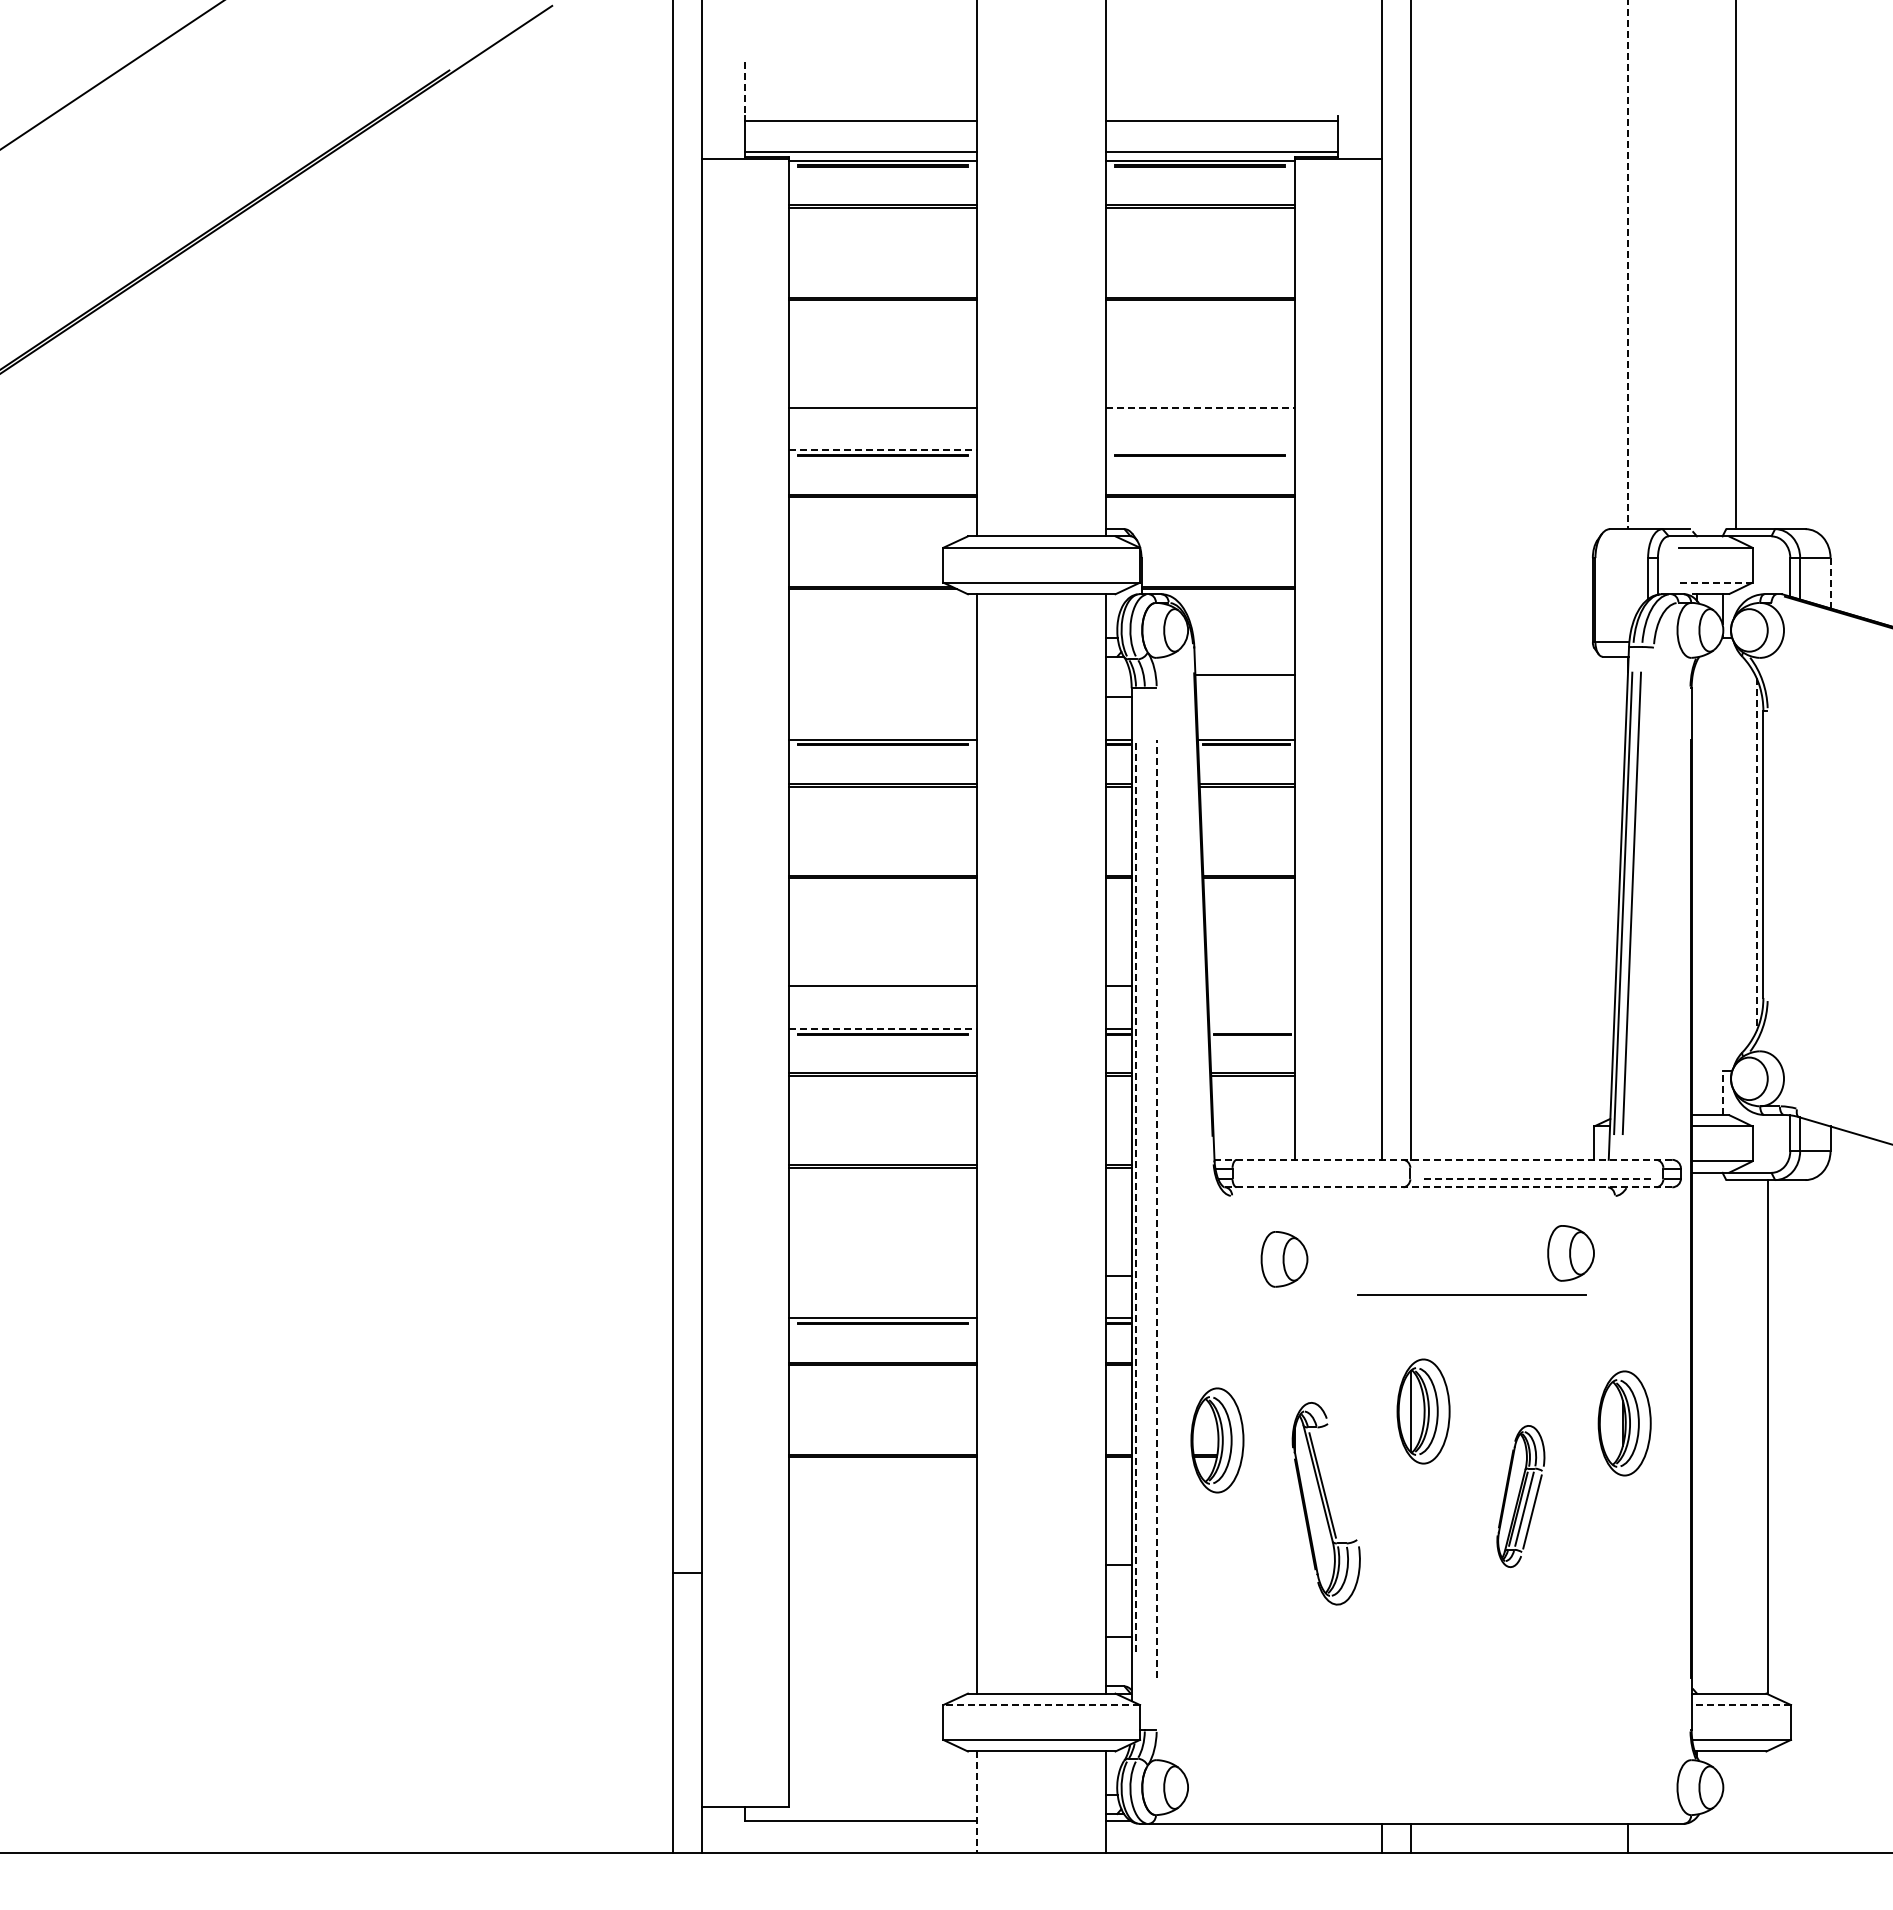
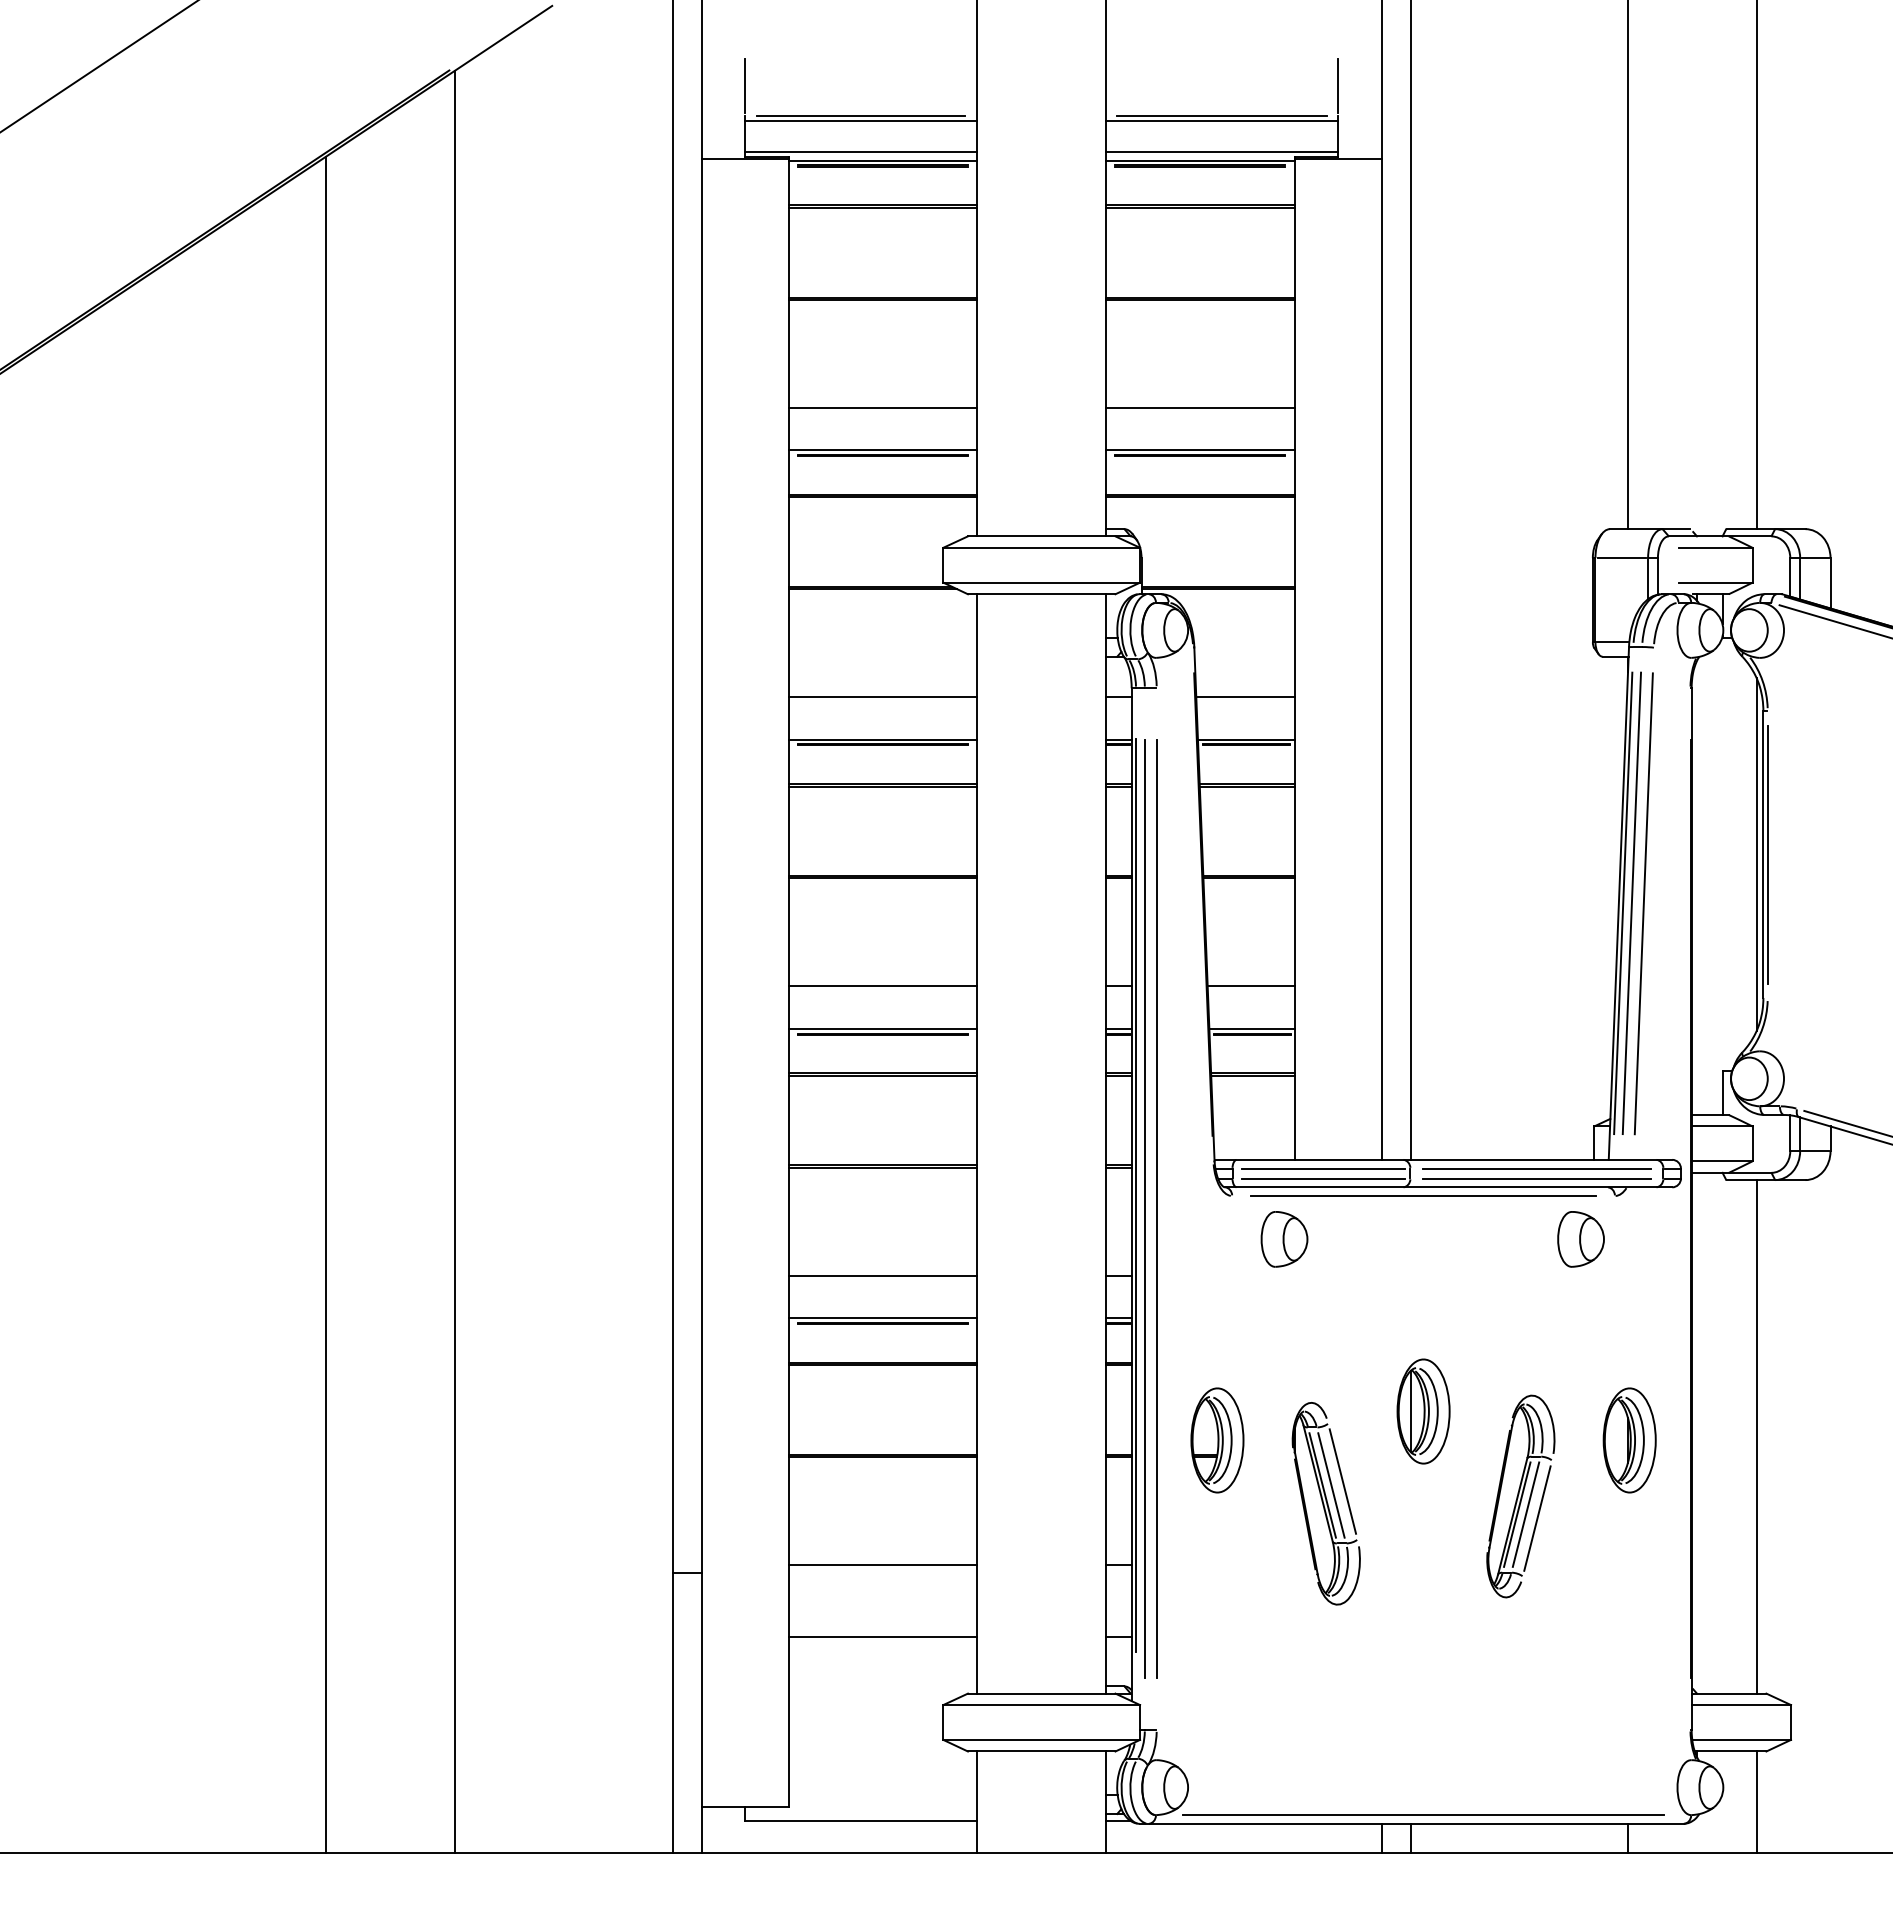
line position: (111, 75) -> (98, 66) (98, 66)
line: dashed -> solid (745, 85)
line: none -> present (1338, 85)
line: none -> present (860, 116)
line: none -> present (1221, 116)
line: dashed -> solid (1628, 265)
line position: (1735, 265) -> (1756, 265) (1756, 265)
line: dashed -> solid (1200, 407)
line: dashed -> solid (883, 450)
line: none -> present (1199, 450)
line: none -> present (1621, 558)
line: dashed -> solid (1715, 582)
line: dashed -> solid (1830, 582)
line: none -> present (1834, 621)
line position: (1245, 674) -> (1245, 696) (1245, 696)
line: none -> present (882, 696)
line: none -> present (1767, 854)
line: dashed -> solid (1756, 855)
line: none -> present (1643, 903)
line: none -> present (454, 961)
line: none -> present (1250, 986)
line: none -> present (326, 1004)
line: dashed -> solid (883, 1029)
line: none -> present (1251, 1029)
line: dashed -> solid (1722, 1093)
line: none -> present (1846, 1123)
line: dashed -> solid (1443, 1159)
line: none -> present (1322, 1168)
line: none -> present (1322, 1178)
line: dashed -> solid (1536, 1178)
line: dashed -> solid (1448, 1187)
line: dashed -> solid (1136, 1195)
line: none -> present (1423, 1196)
line: none -> present (1144, 1208)
line: dashed -> solid (1156, 1209)
part position: (1570, 1253) -> (1580, 1239) (1580, 1239)
part position: (1284, 1259) -> (1284, 1239) (1284, 1239)
line: none -> present (882, 1275)
line position: (1471, 1294) -> (1536, 1168) (1536, 1168)
part position: (1624, 1423) -> (1629, 1440) (1629, 1440)
line position: (1767, 1436) -> (1756, 1436) (1756, 1436)
line: none -> present (1342, 1481)
line: none -> present (1331, 1485)
part size: 50x143 px -> 70x205 px (1520, 1496)
line: none -> present (882, 1564)
line: none -> present (882, 1636)
line: dashed -> solid (1041, 1705)
line: dashed -> solid (1741, 1705)
line: none -> present (1756, 1801)
line: dashed -> solid (977, 1802)
line: none -> present (1423, 1815)
